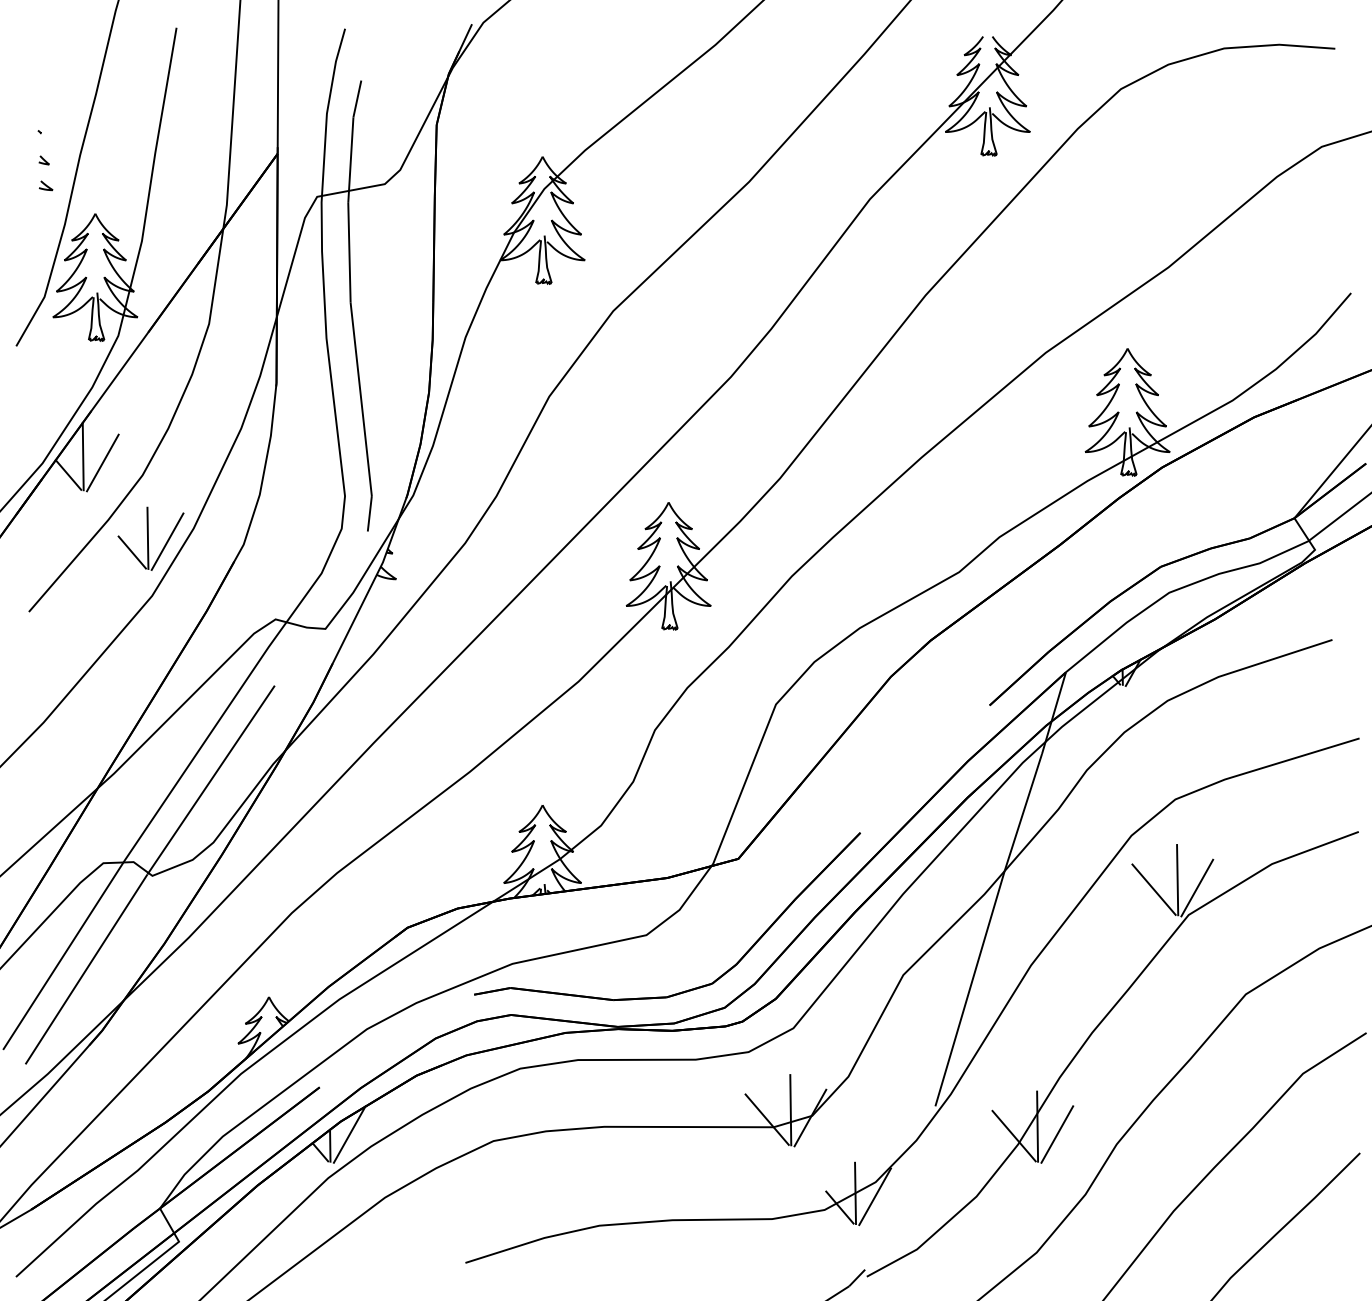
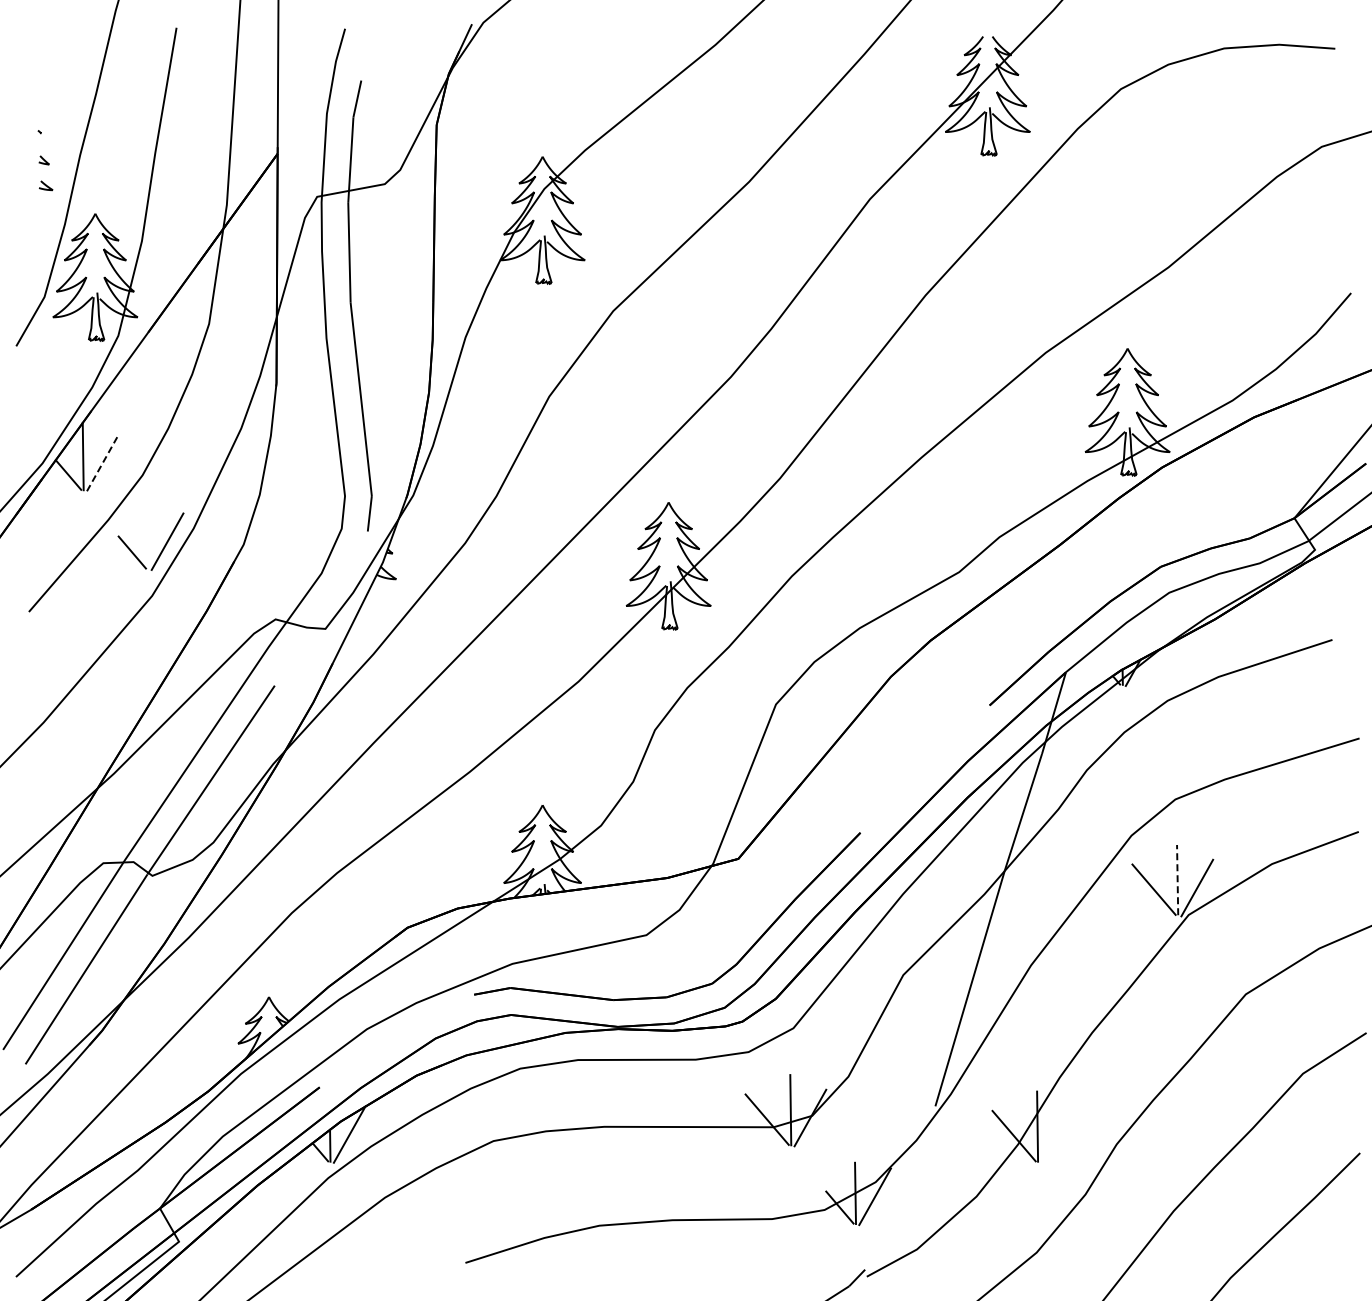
line: solid -> dashed (103, 462)
line: present -> none (147, 537)
line: solid -> dashed (1177, 879)
line: present -> none (1057, 1134)
